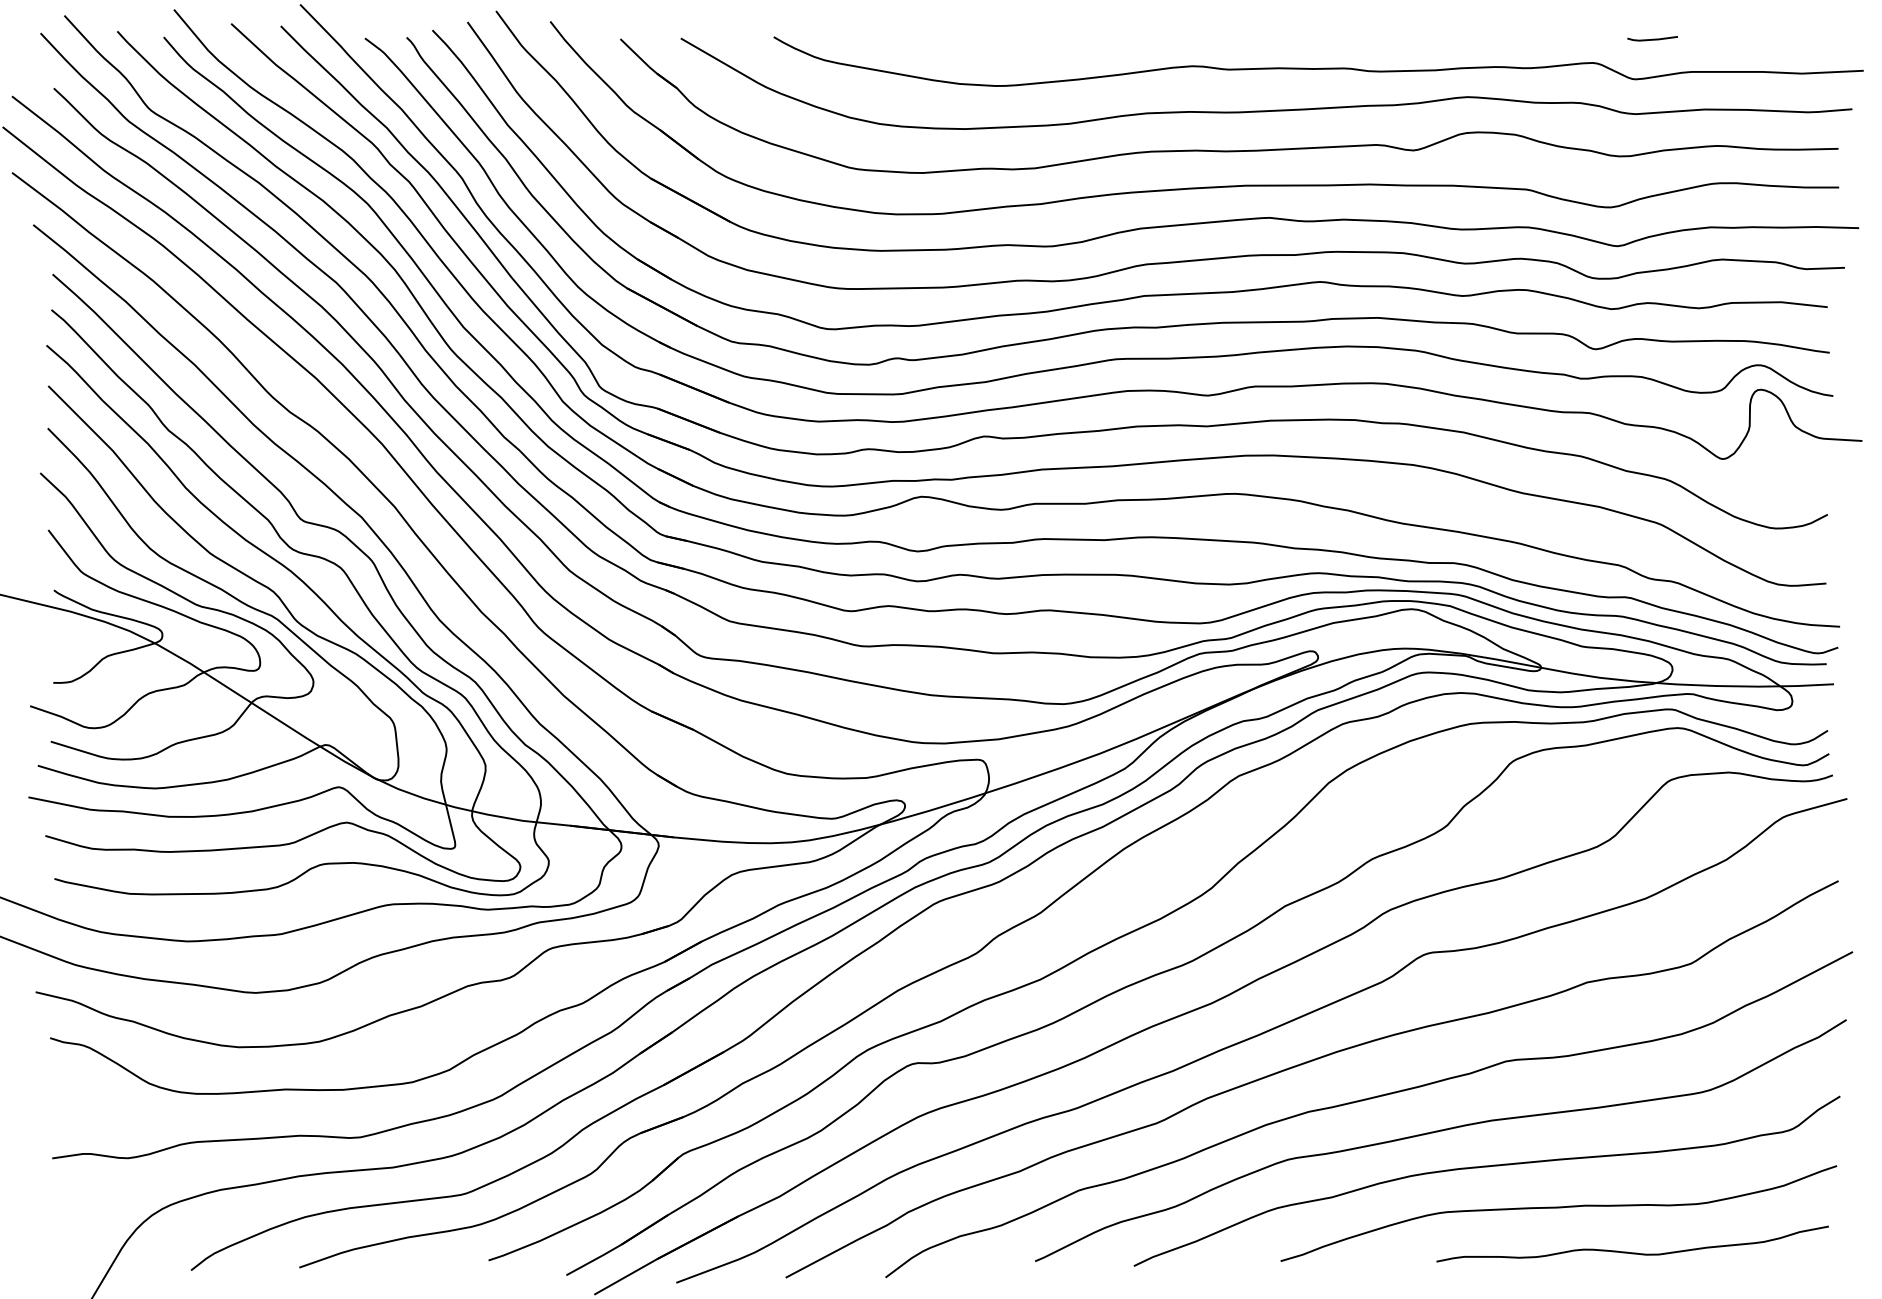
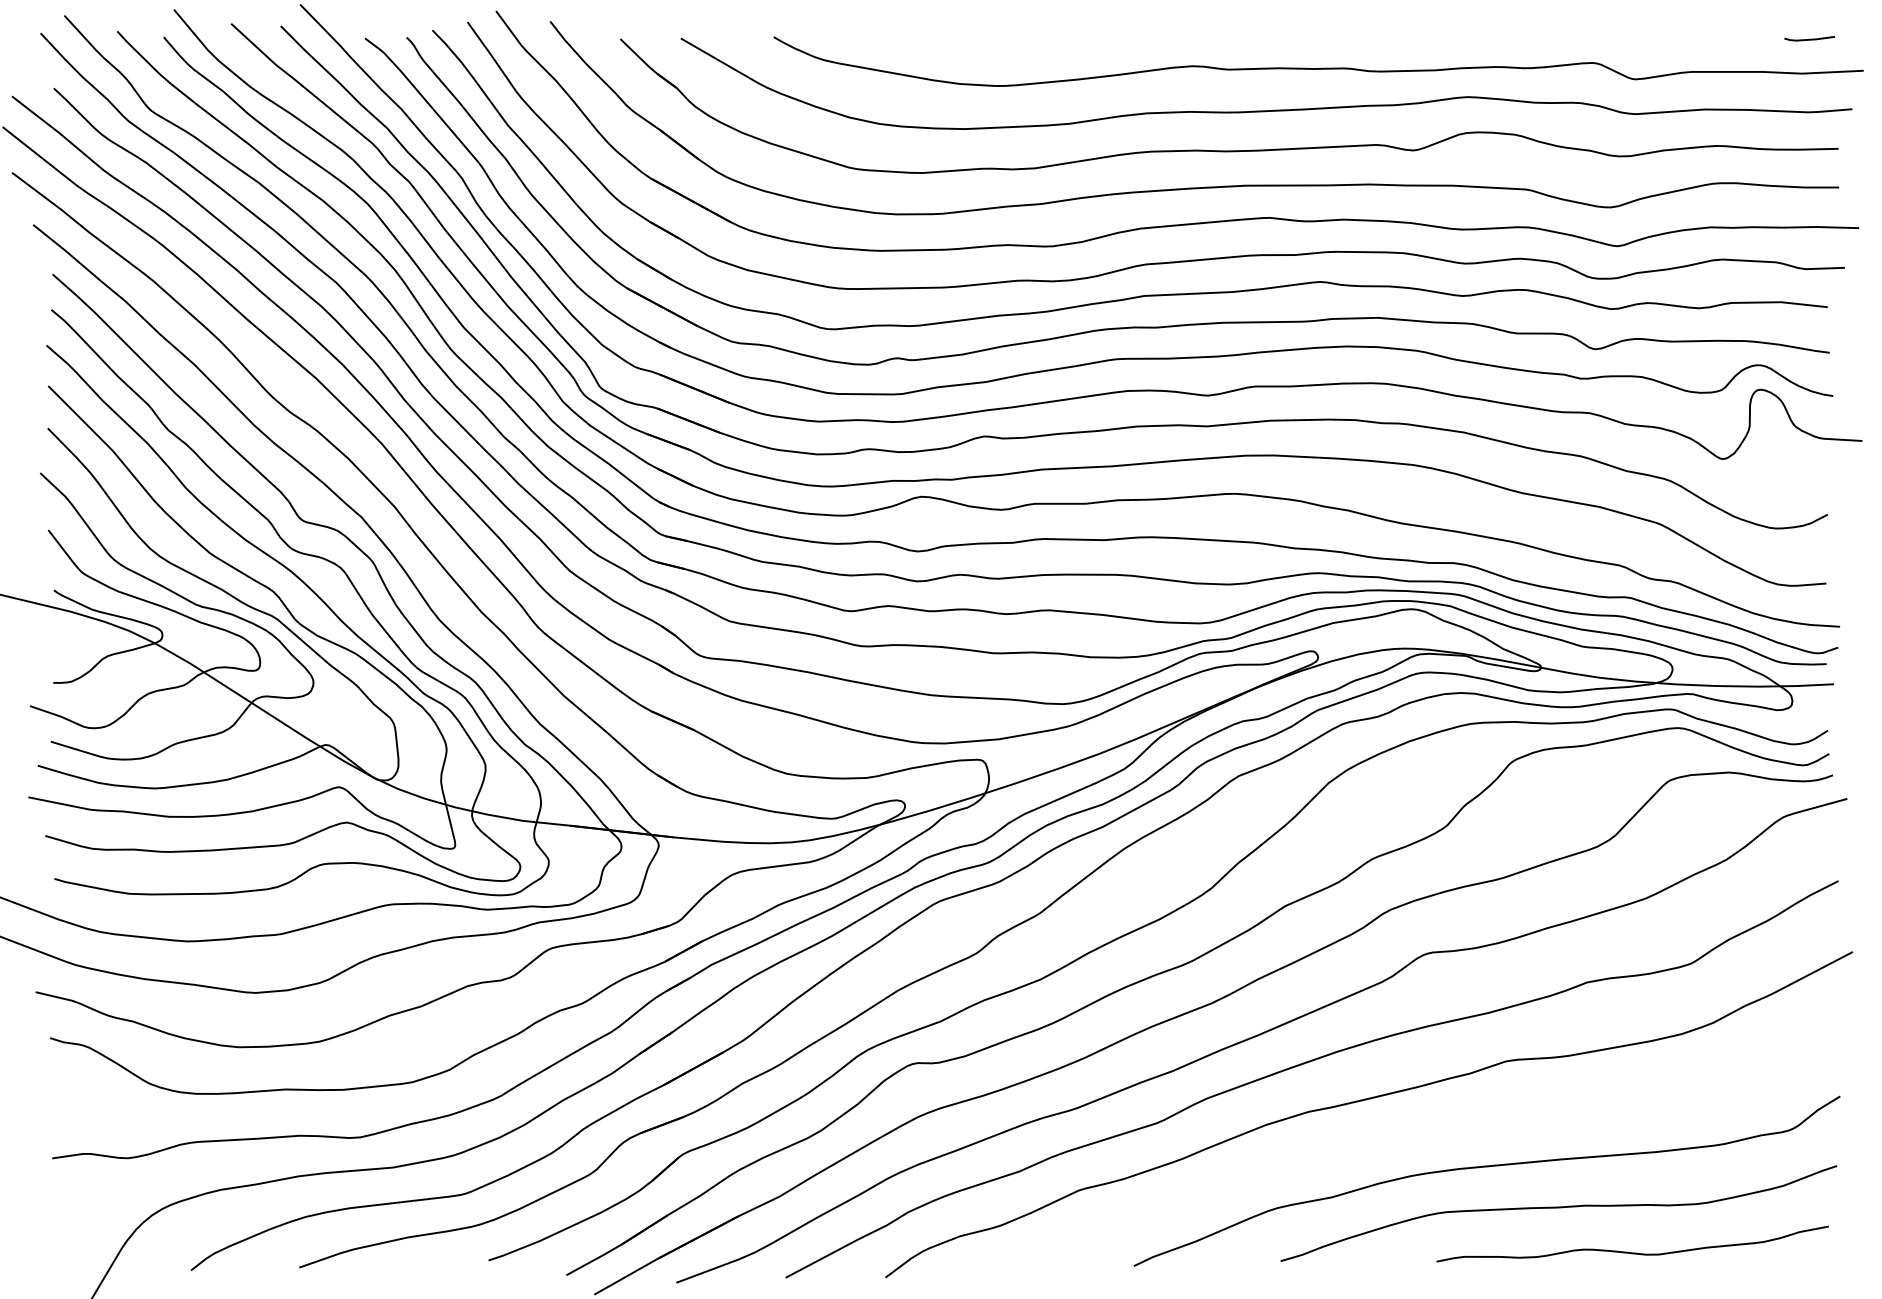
line position: (1652, 38) -> (1809, 38) (1809, 38)
curve: present -> none (1438, 1132)
